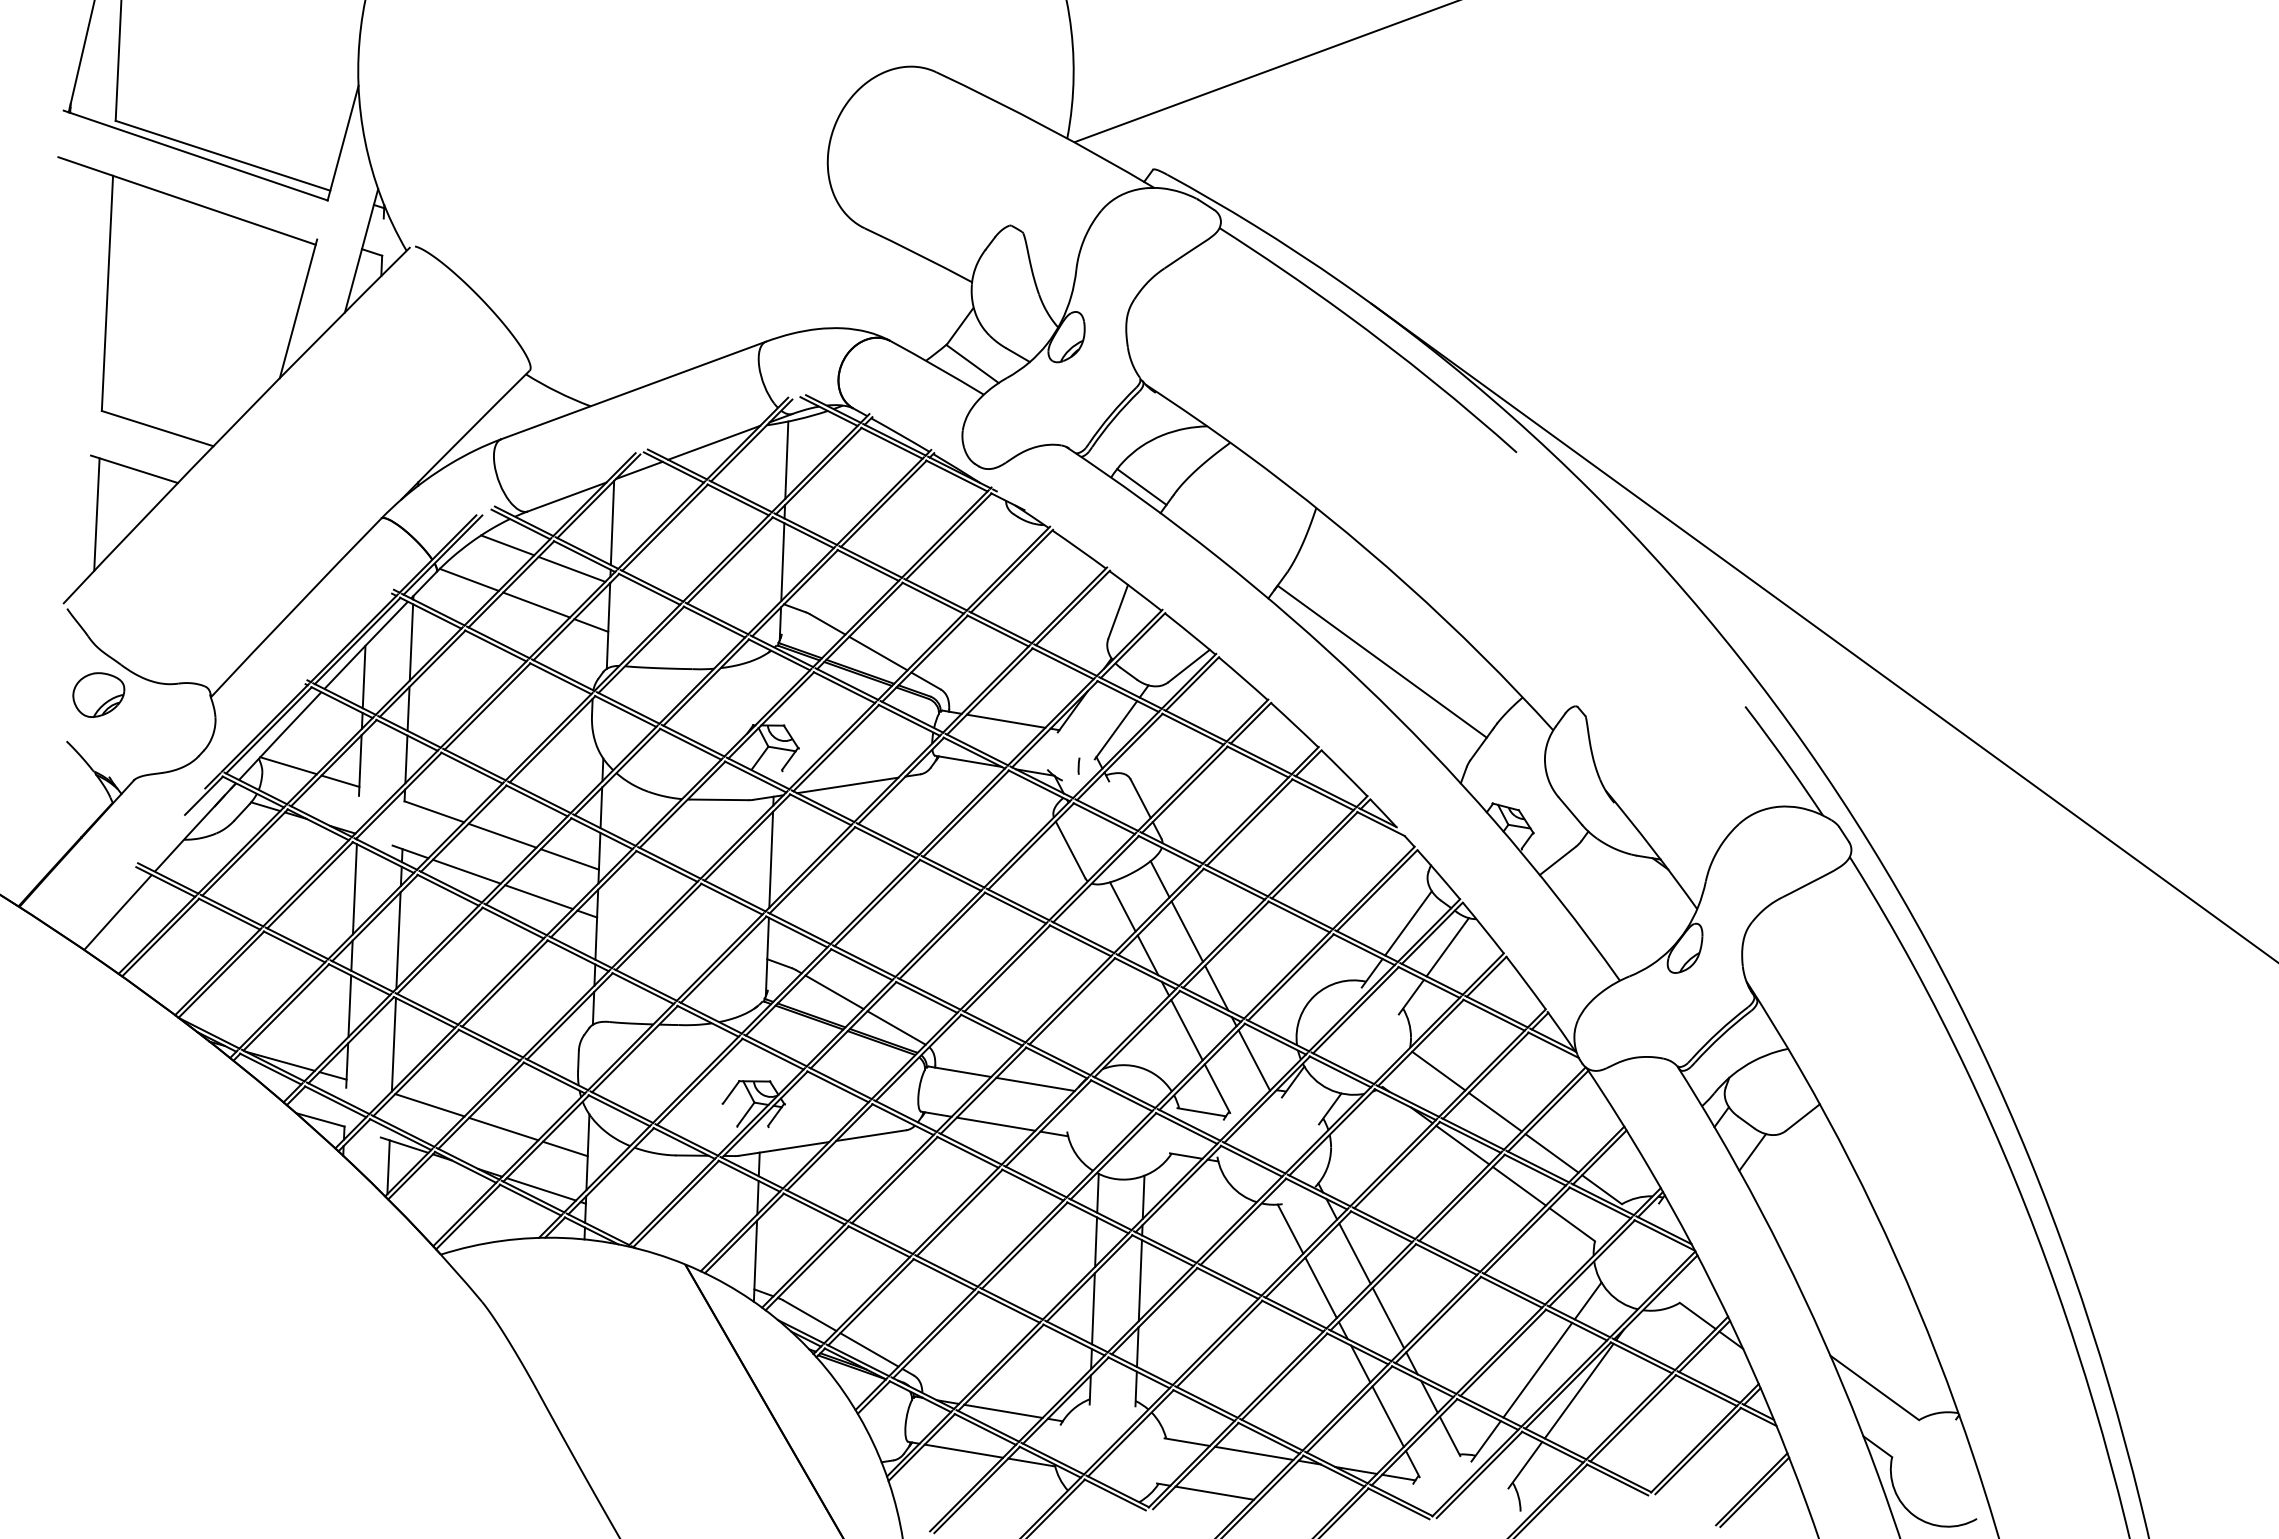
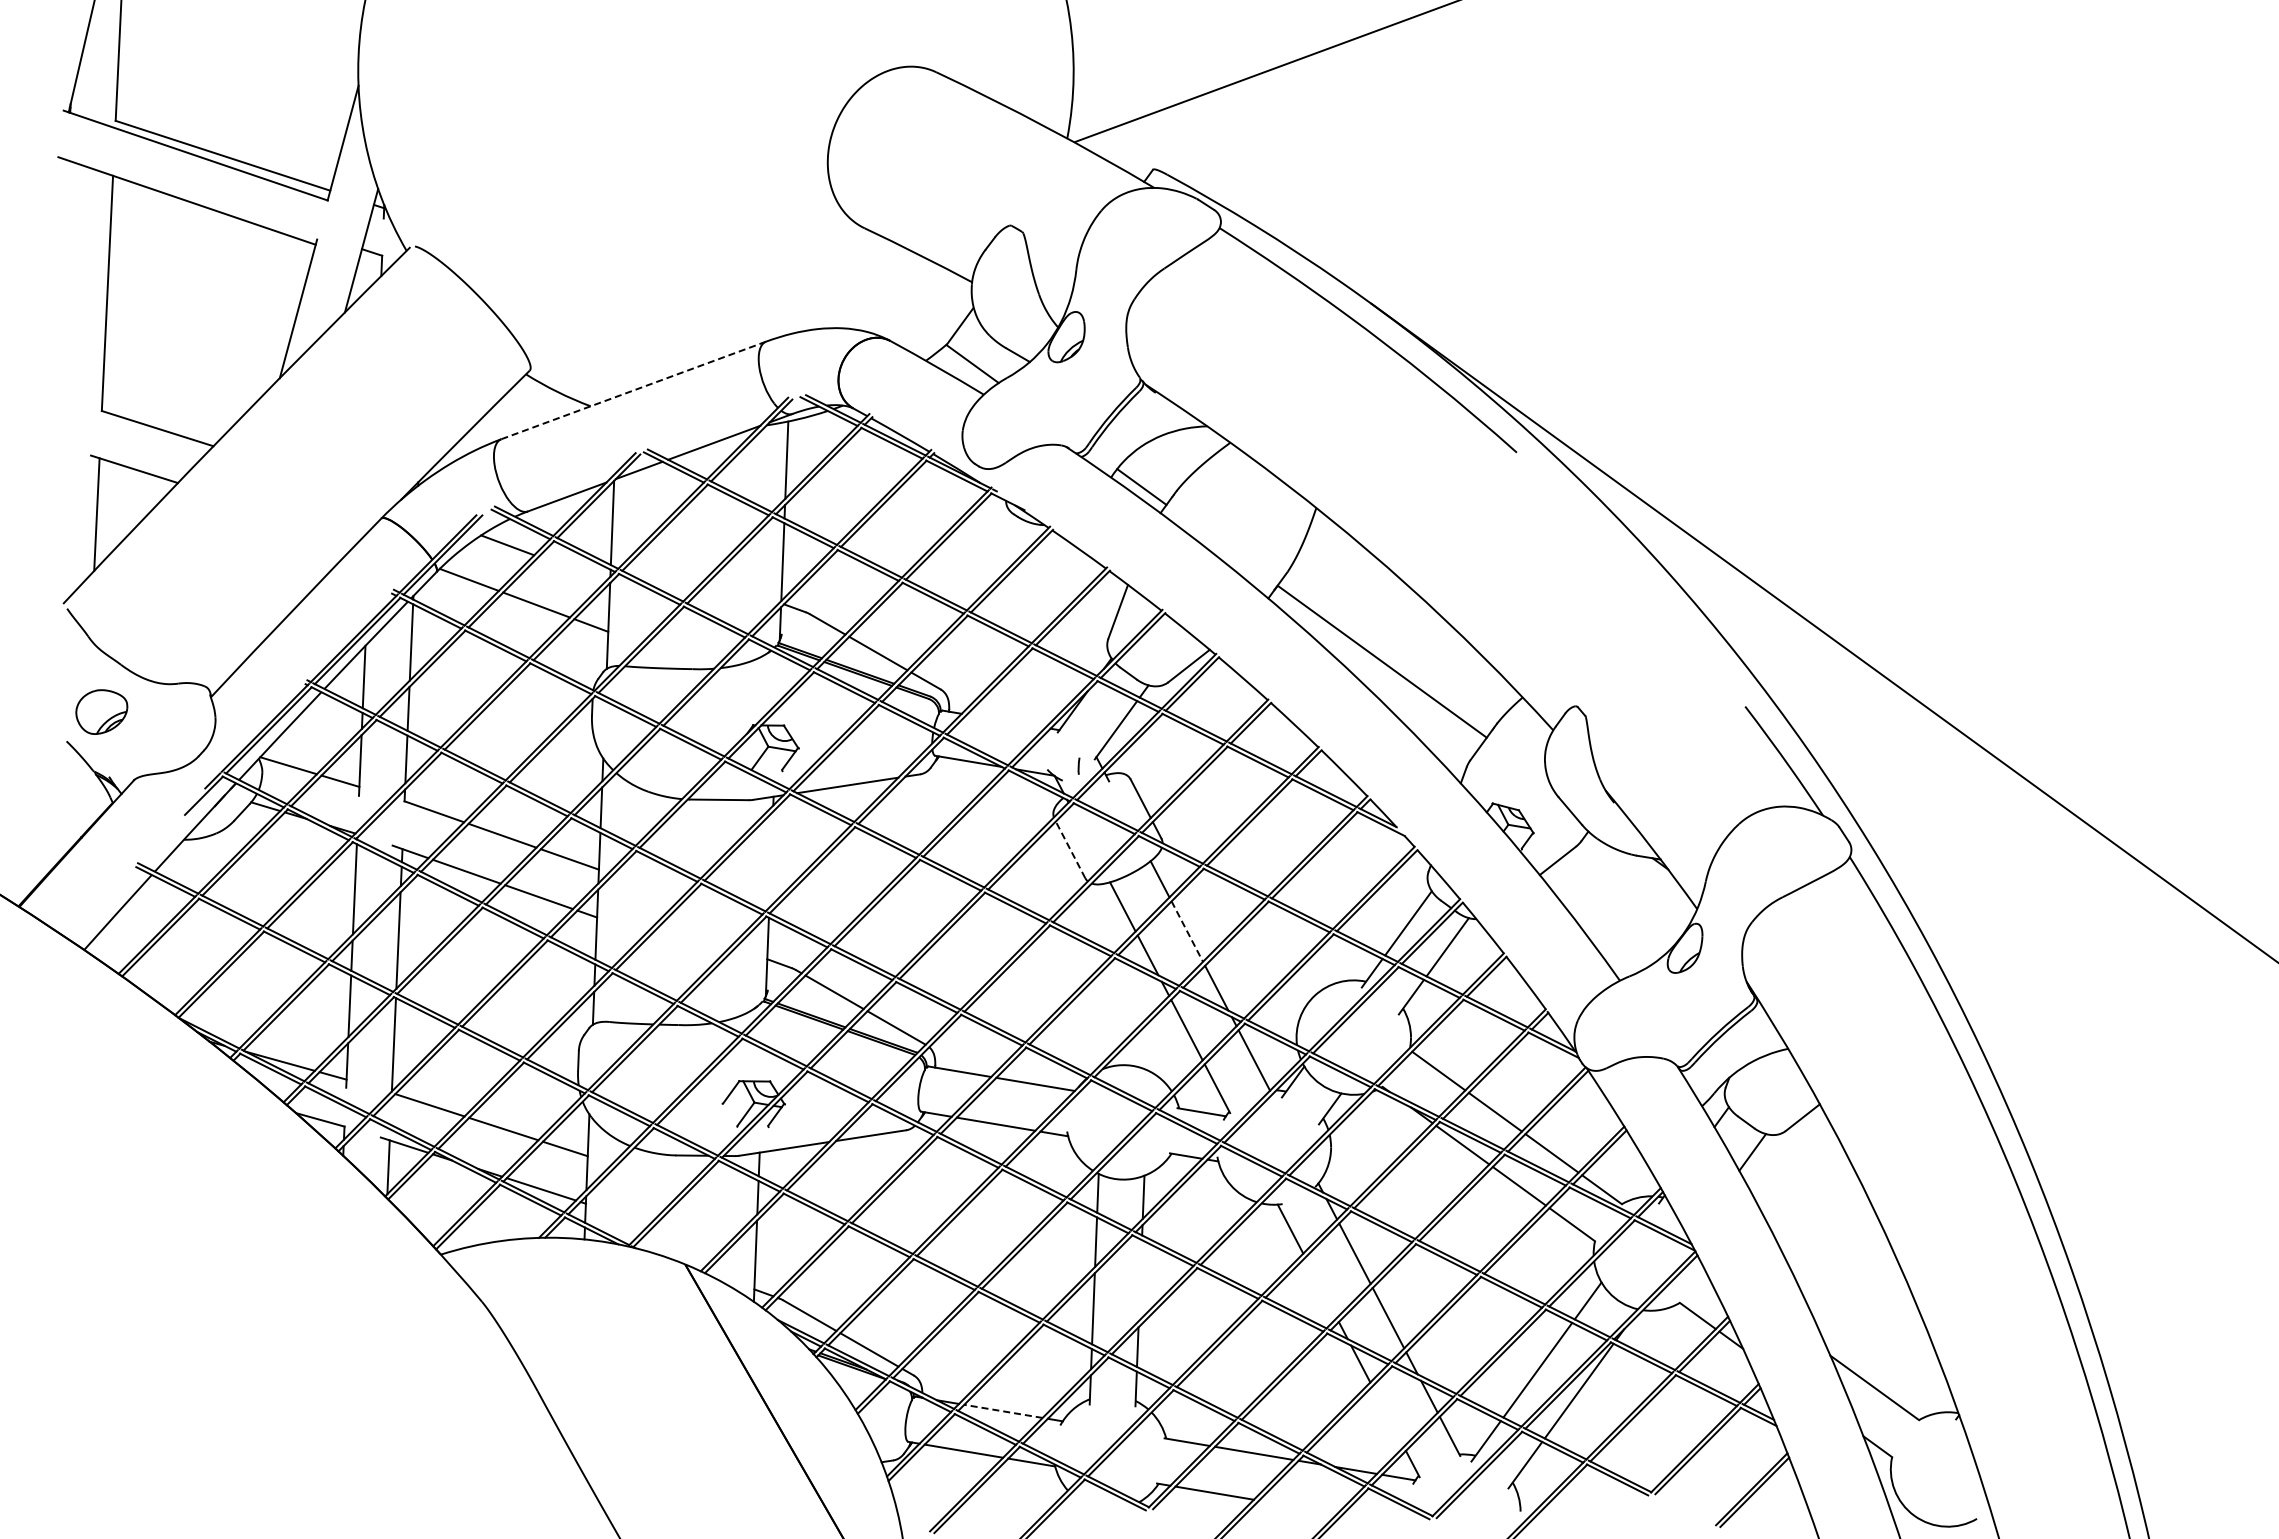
line: solid -> dashed (633, 390)
line: present -> none (571, 568)
part position: (98, 694) -> (101, 711) (101, 711)
line: present -> none (1005, 720)
line: solid -> dashed (1070, 849)
line: present -> none (771, 859)
line: solid -> dashed (1187, 932)
line: present -> none (1139, 1280)
line: present -> none (1320, 1287)
line: solid -> dashed (1003, 1411)
line: present -> none (1387, 1416)
